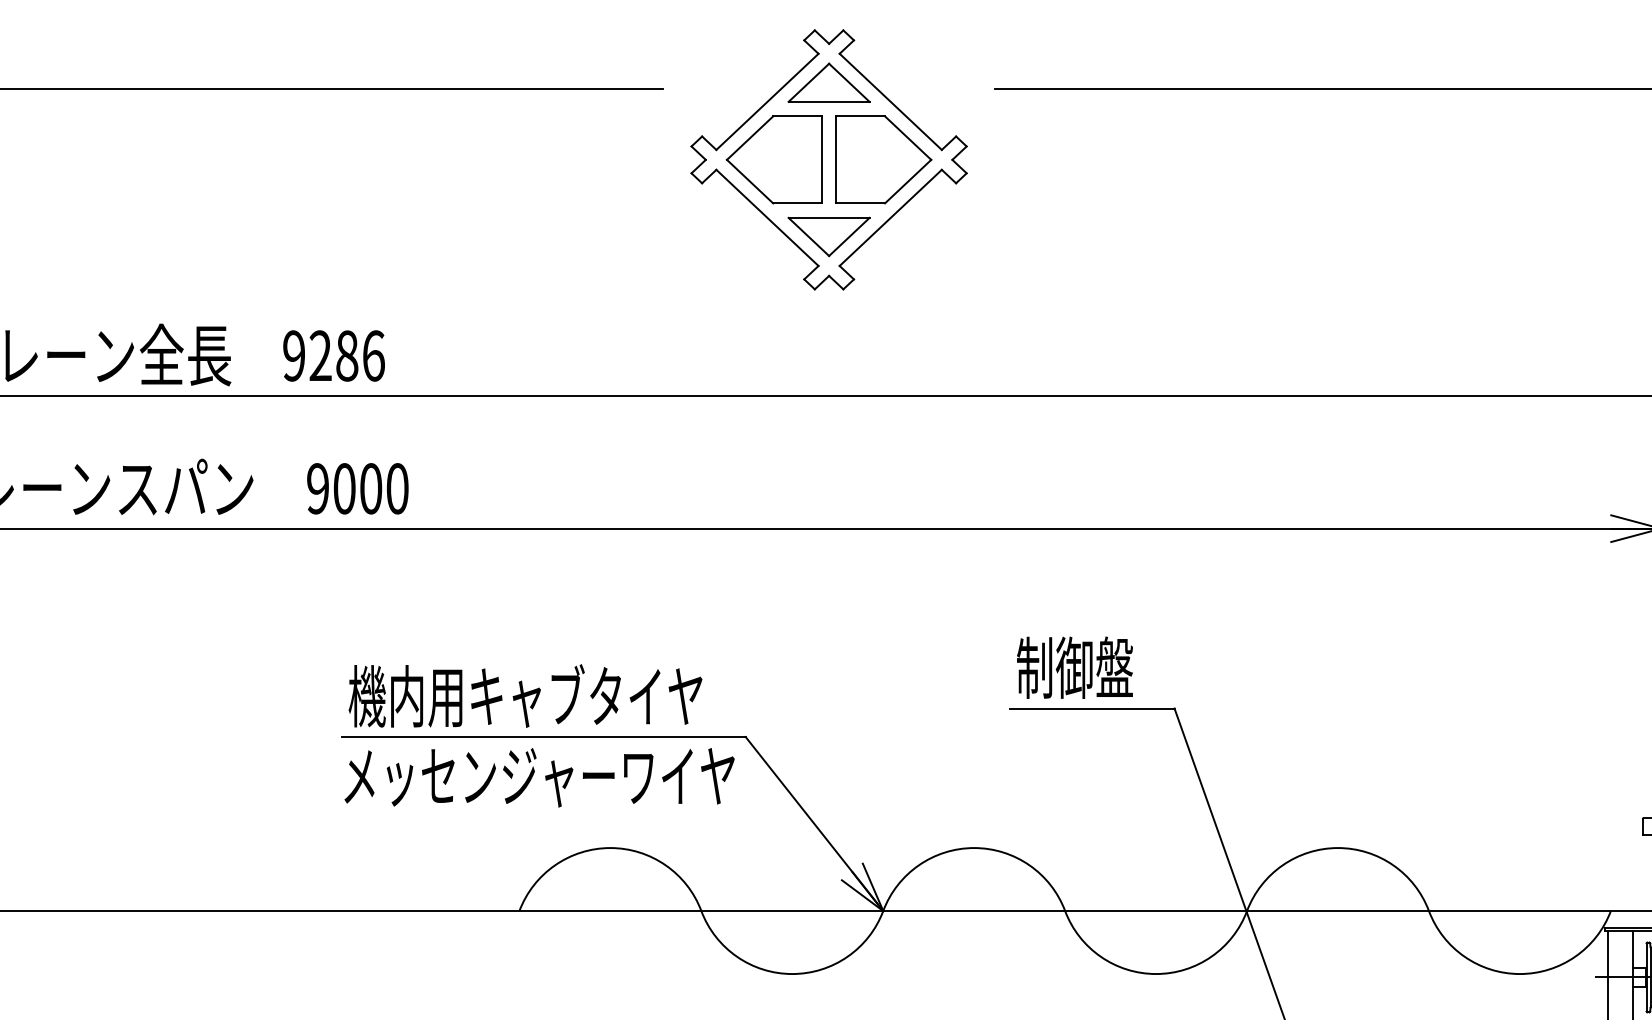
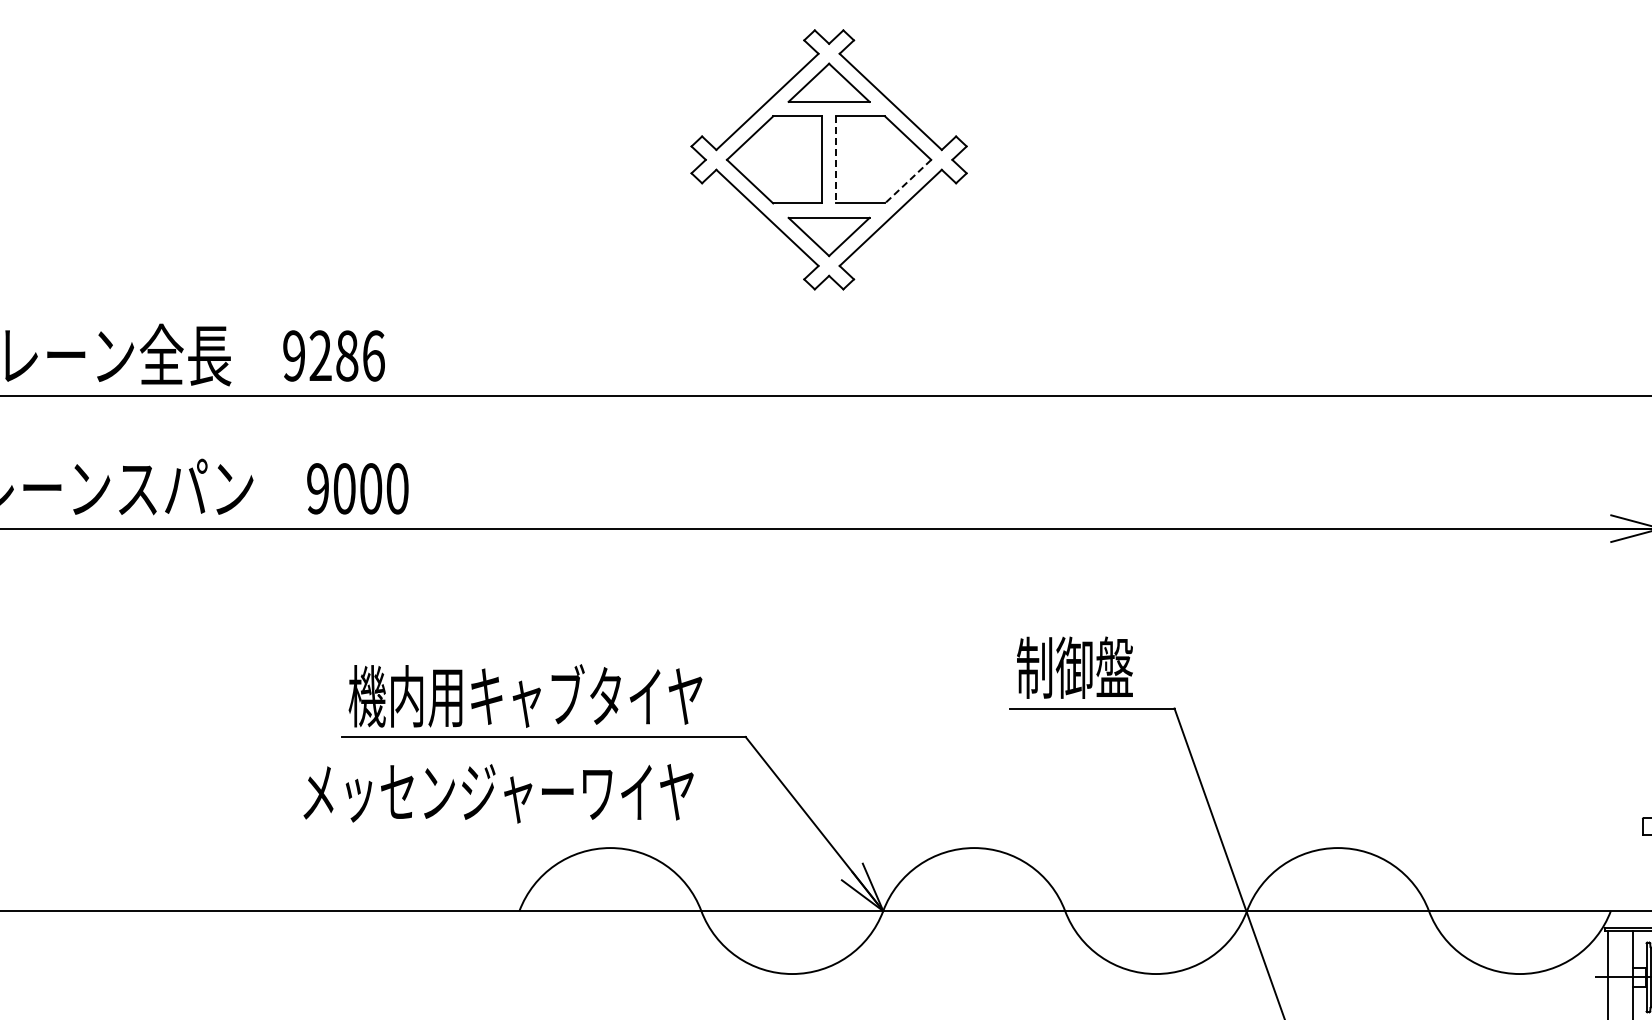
line: present -> none (332, 88)
line: present -> none (1321, 88)
line: solid -> dashed (836, 159)
line: solid -> dashed (908, 181)
text position: (539, 777) -> (498, 793) (498, 793)
